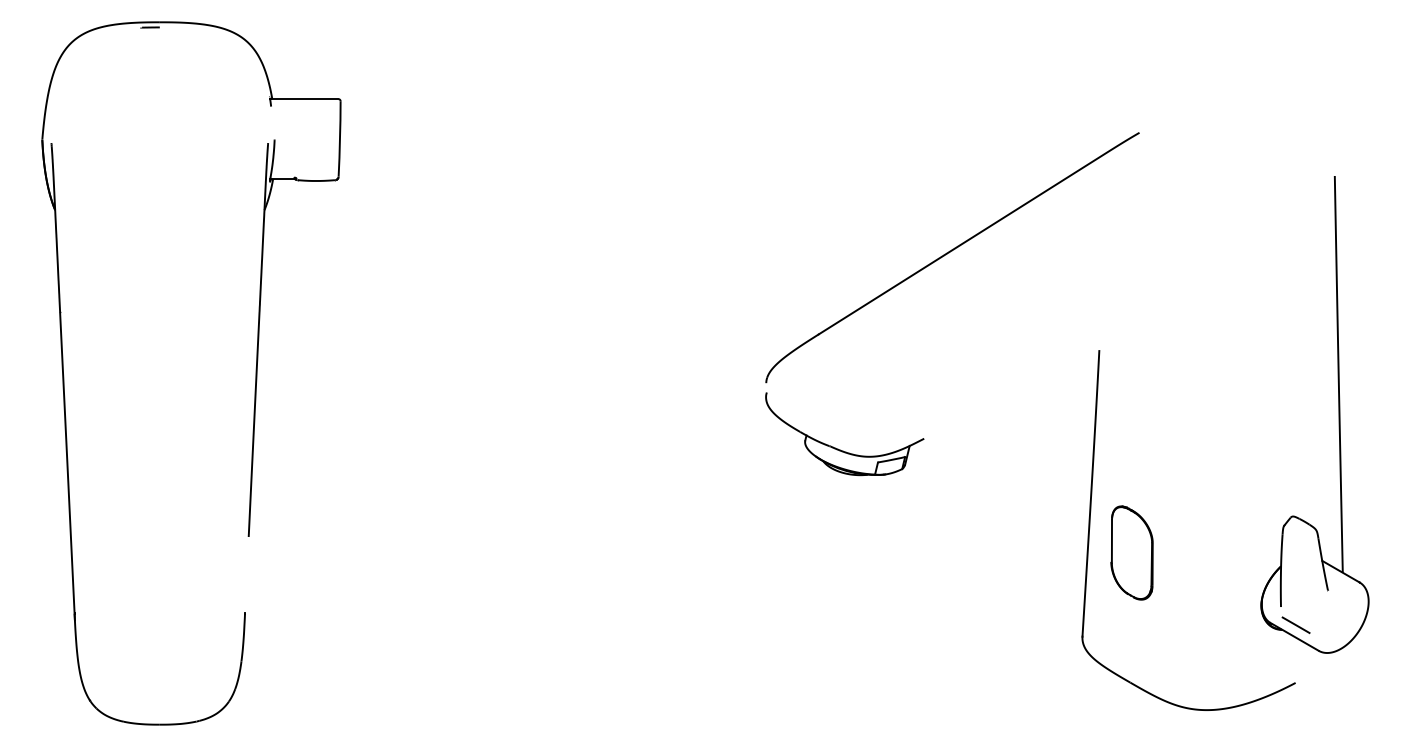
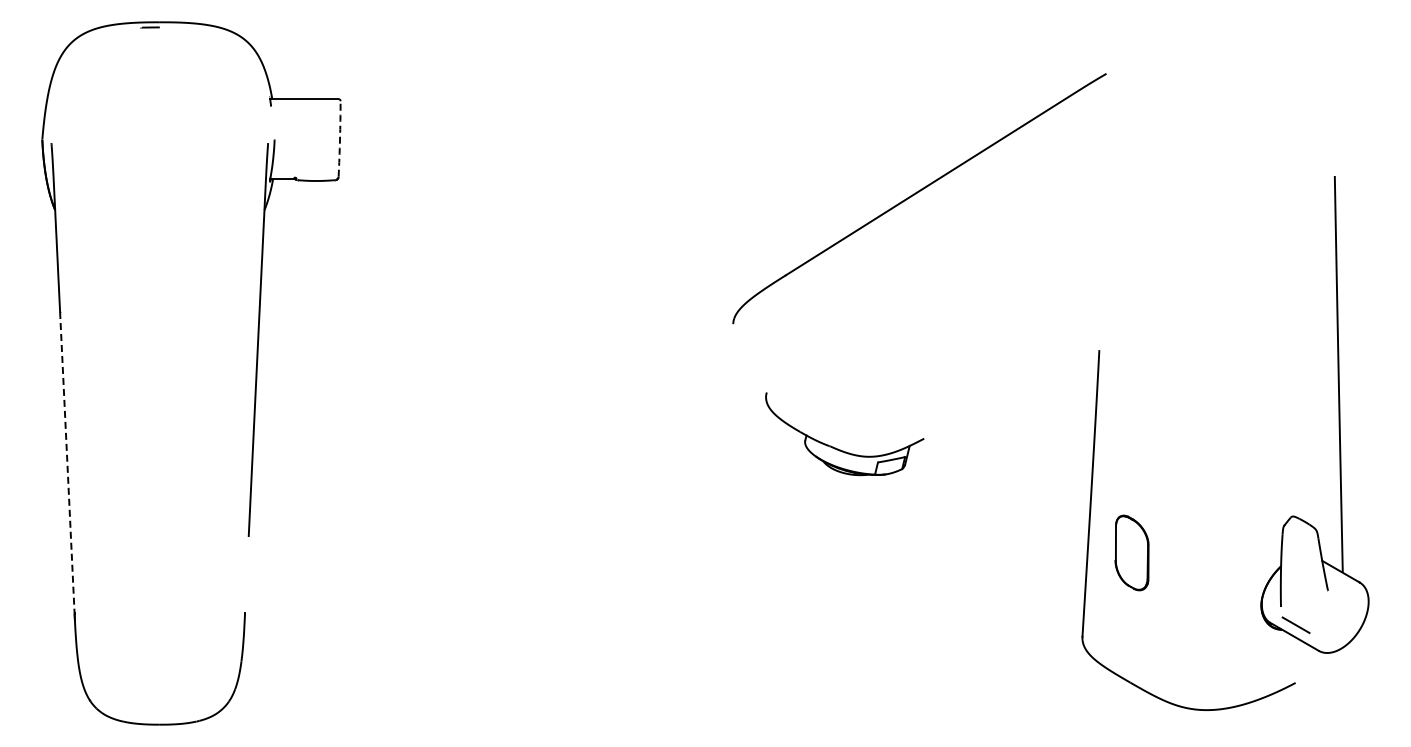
arc: solid -> dashed (340, 139)
part position: (952, 257) -> (919, 198) (919, 198)
line: solid -> dashed (67, 462)
part size: 44x96 px -> 36x78 px (1131, 552)
